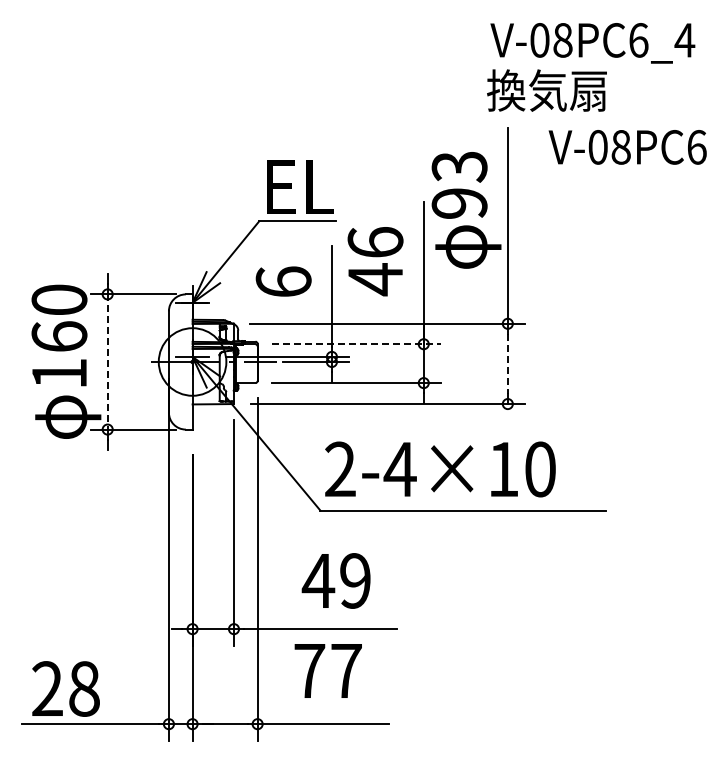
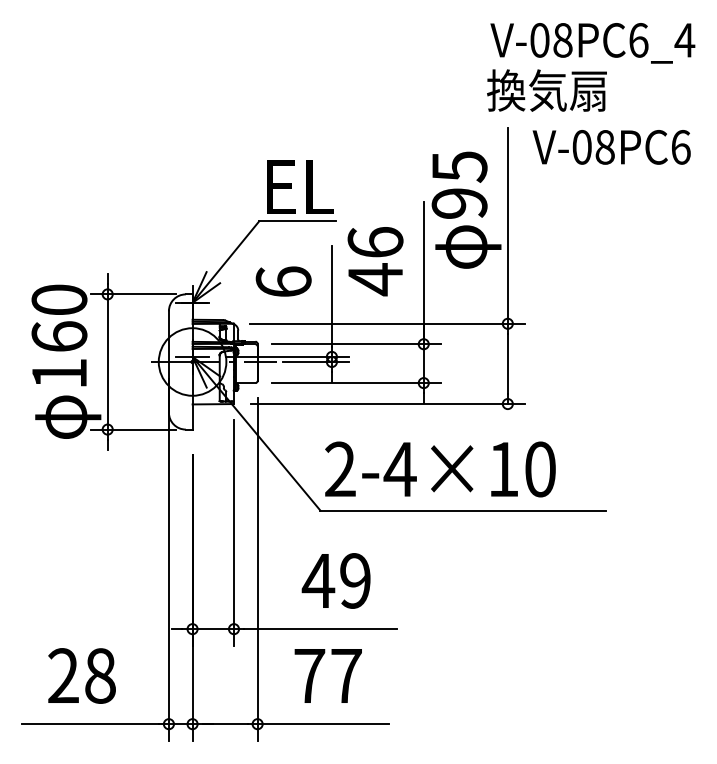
text position: (627, 147) -> (611, 147) (611, 147)
text: 93 -> 95 (459, 166)
line: dashed -> solid (357, 344)
line: dashed -> solid (107, 362)
line: dashed -> solid (507, 363)
text position: (327, 670) -> (327, 675) (327, 675)
text position: (65, 688) -> (81, 675) (81, 675)
